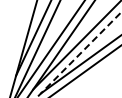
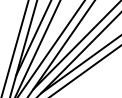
line: none -> present (15, 48)
line: dashed -> solid (79, 54)
